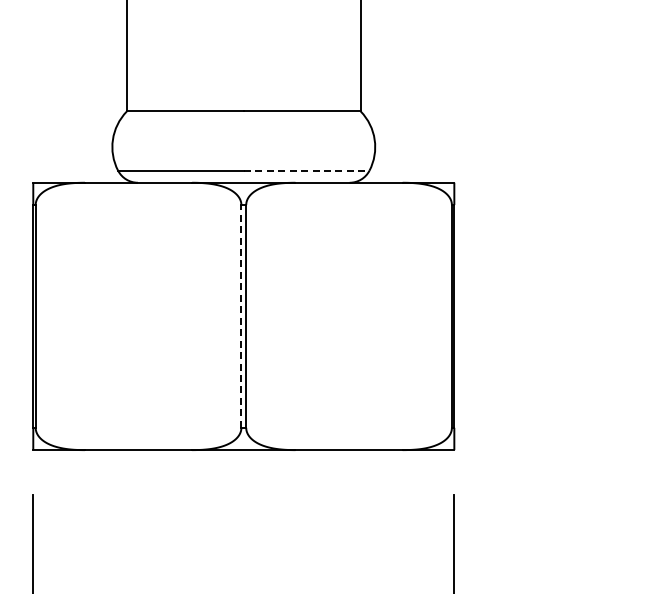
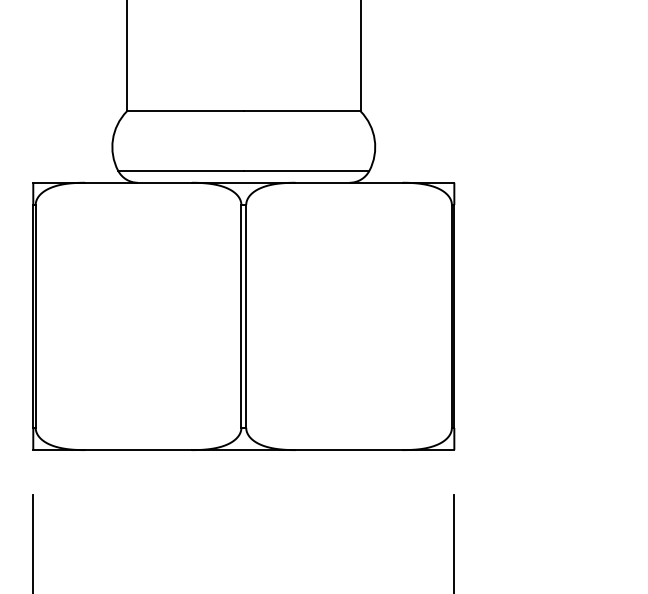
line: dashed -> solid (306, 170)
line: dashed -> solid (241, 315)
